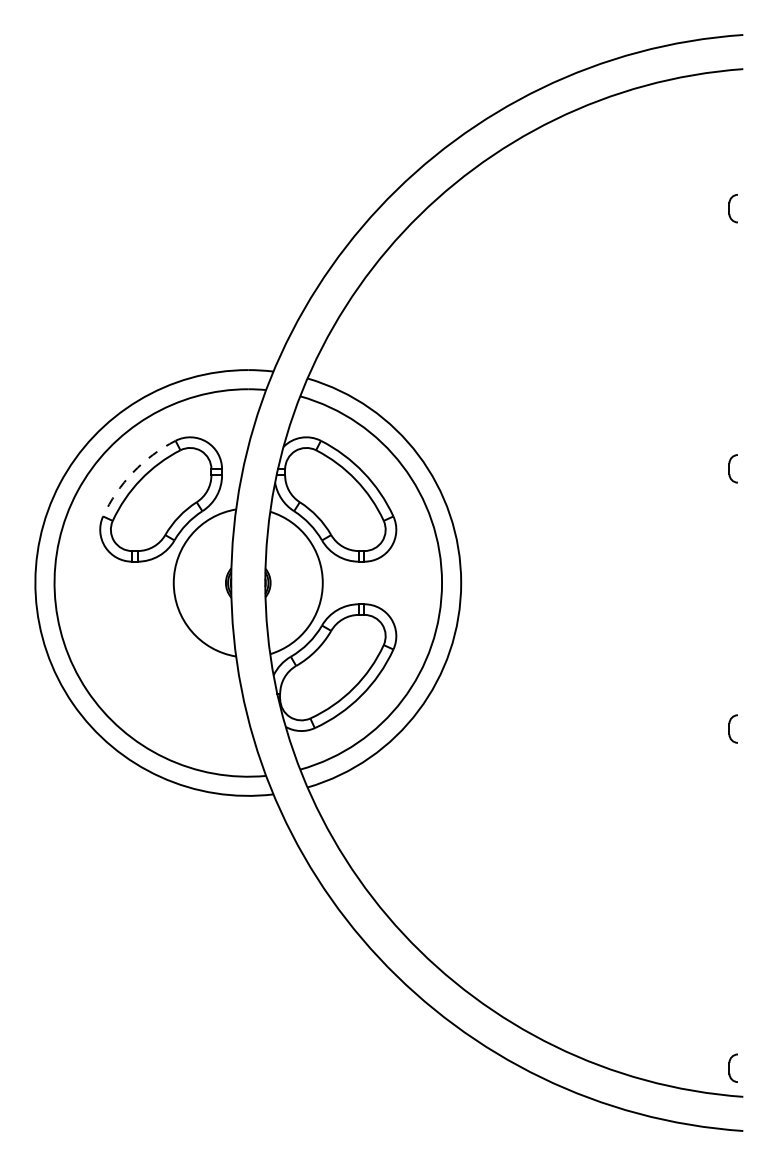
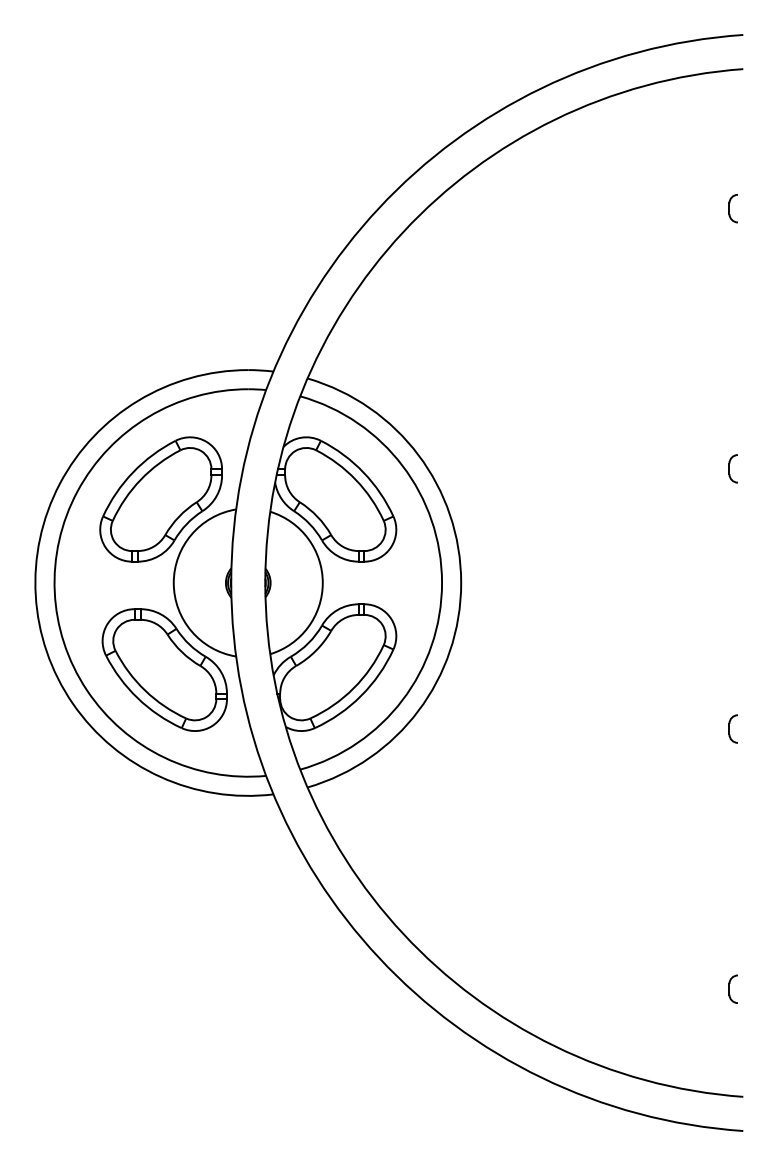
arc: dashed -> solid (132, 472)
part: none -> present (164, 669)
part position: (732, 1067) -> (732, 988) (732, 988)
